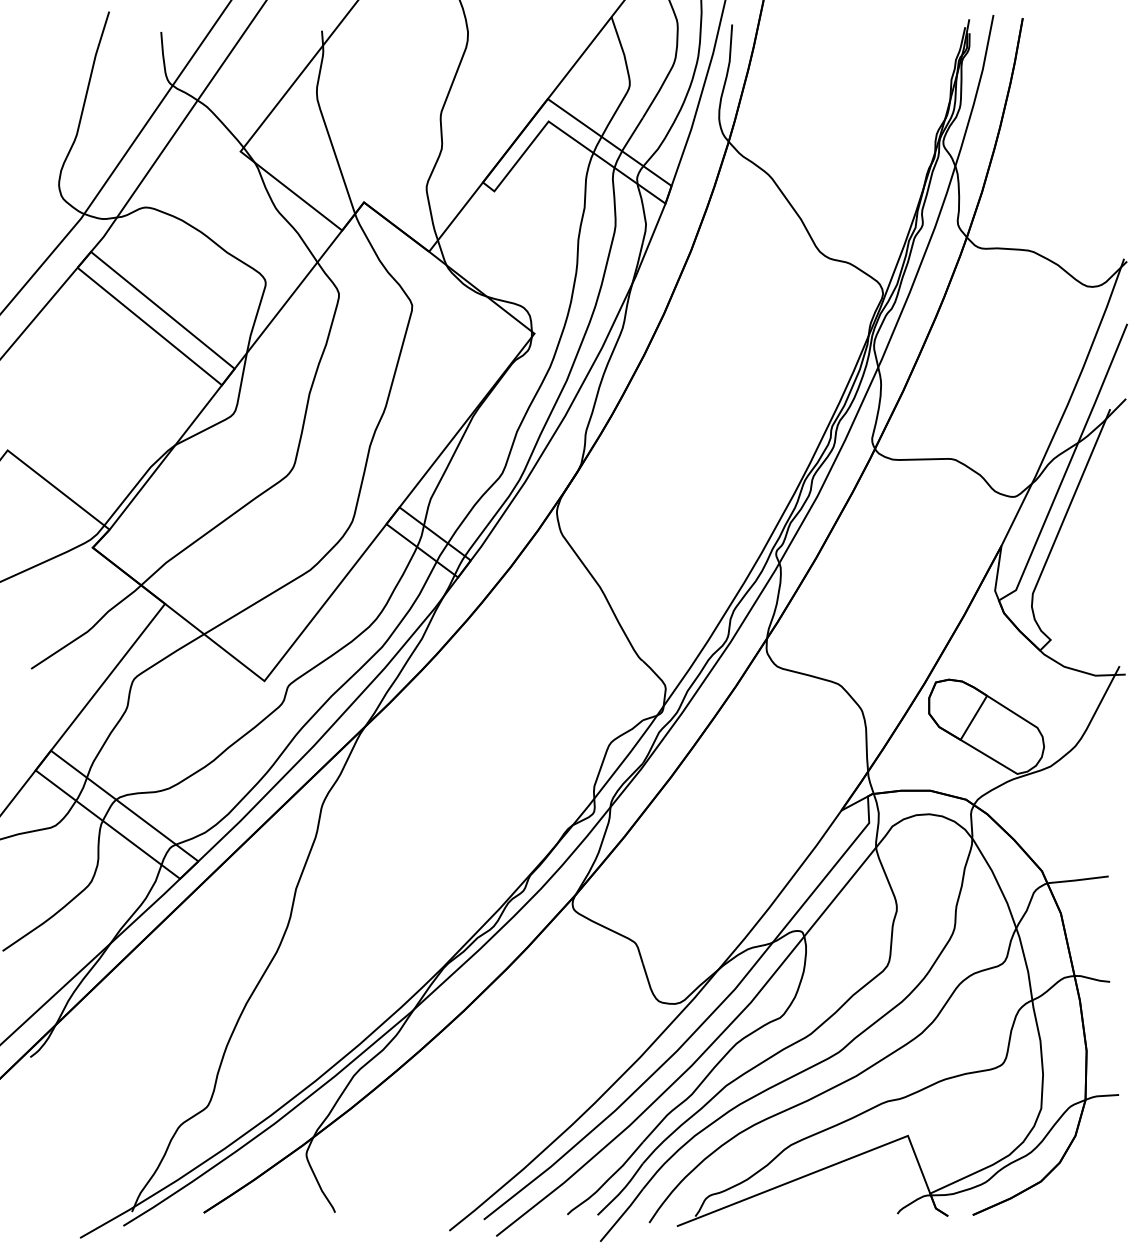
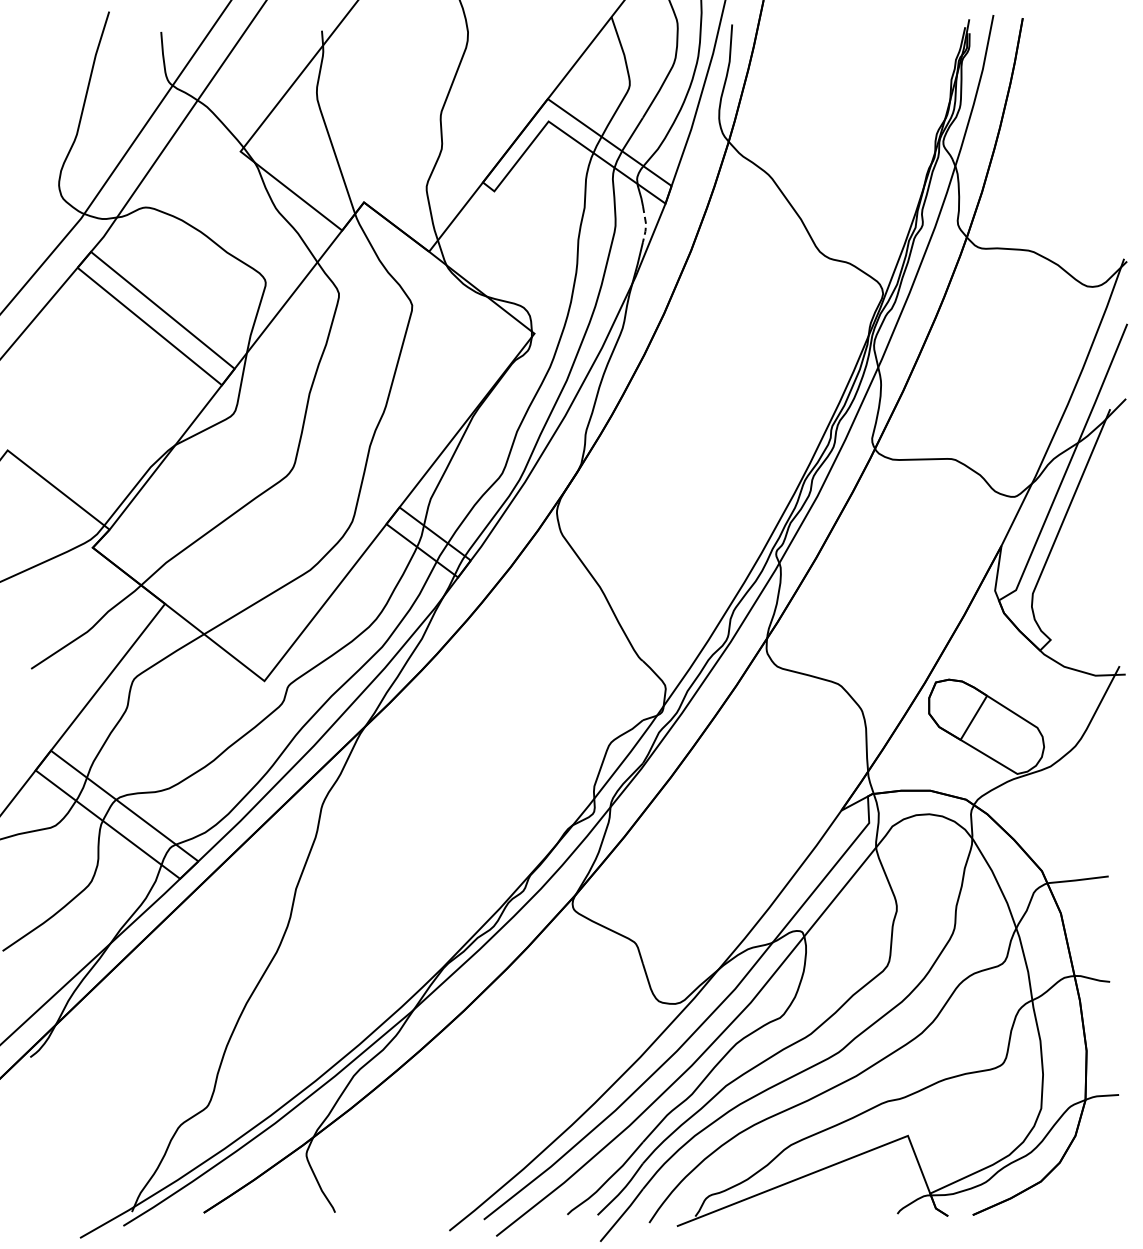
line: solid -> dashed (645, 225)
